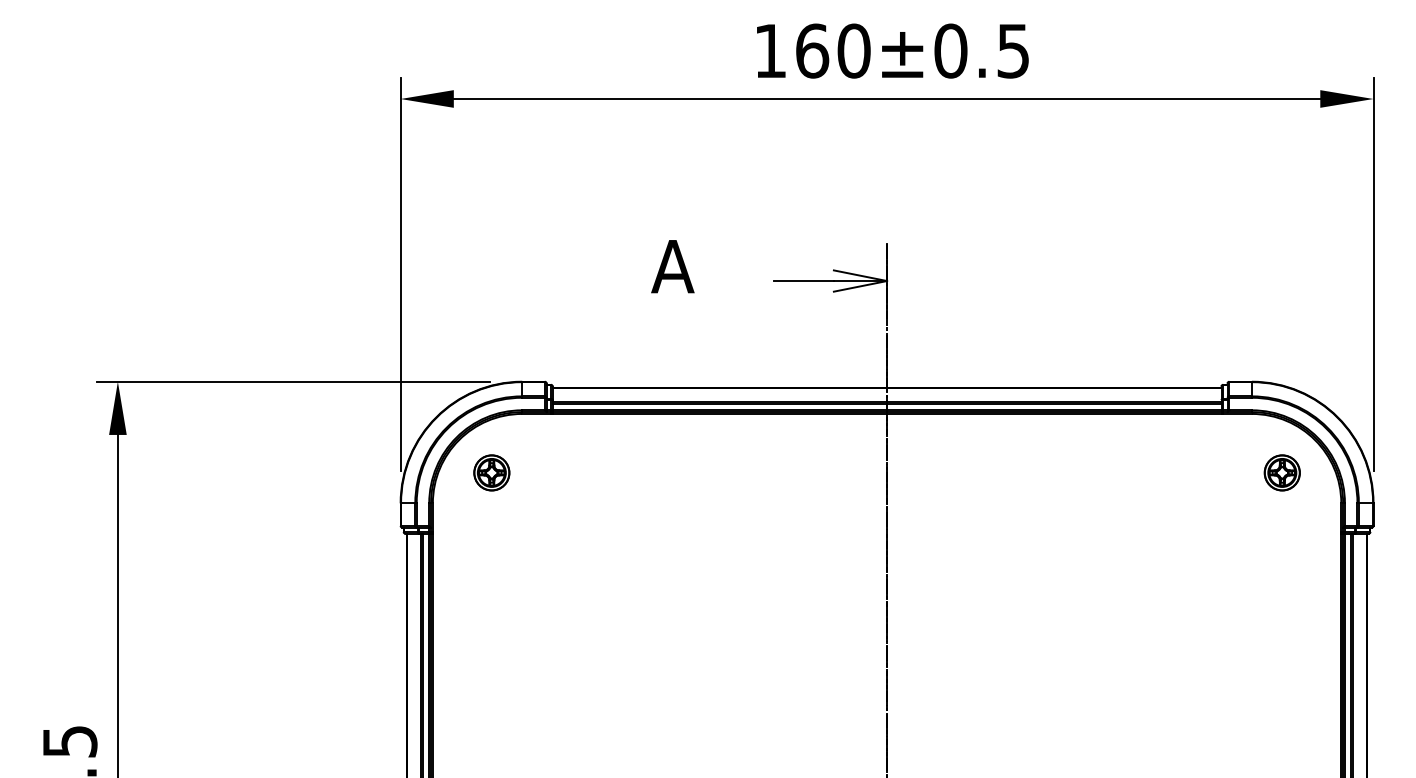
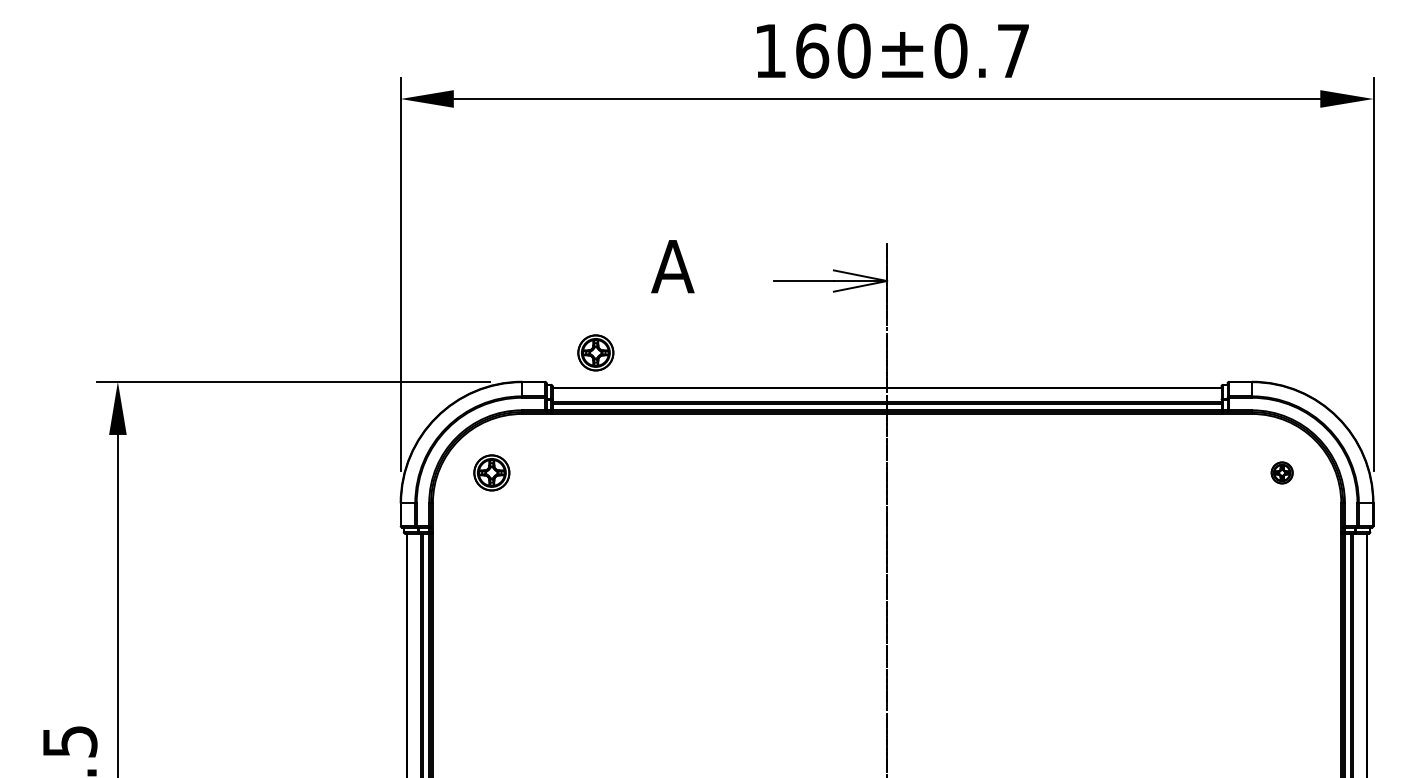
text: 160±0.5 -> 160±0.7 (1012, 51)
part: none -> present (595, 352)
part size: 38x38 px -> 24x24 px (1281, 472)
